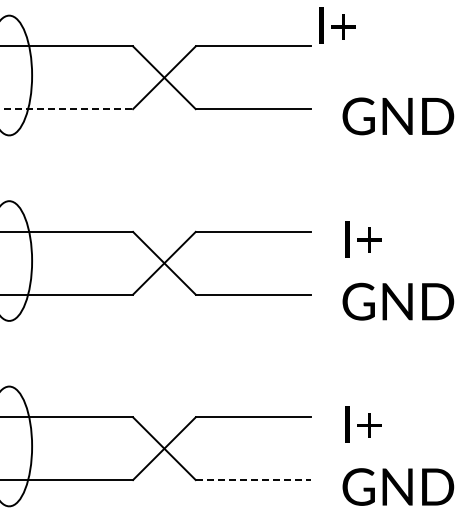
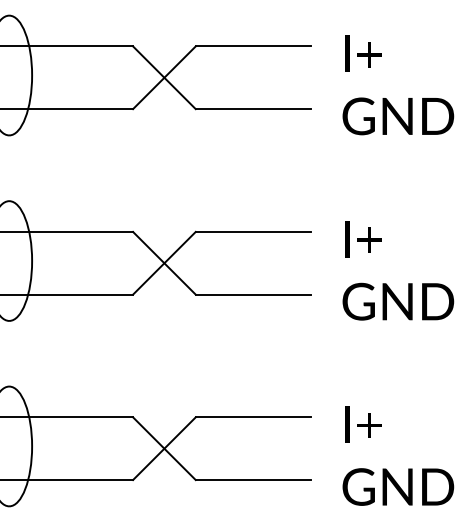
text position: (337, 25) -> (363, 53) (363, 53)
line: dashed -> solid (67, 109)
line: dashed -> solid (253, 480)
